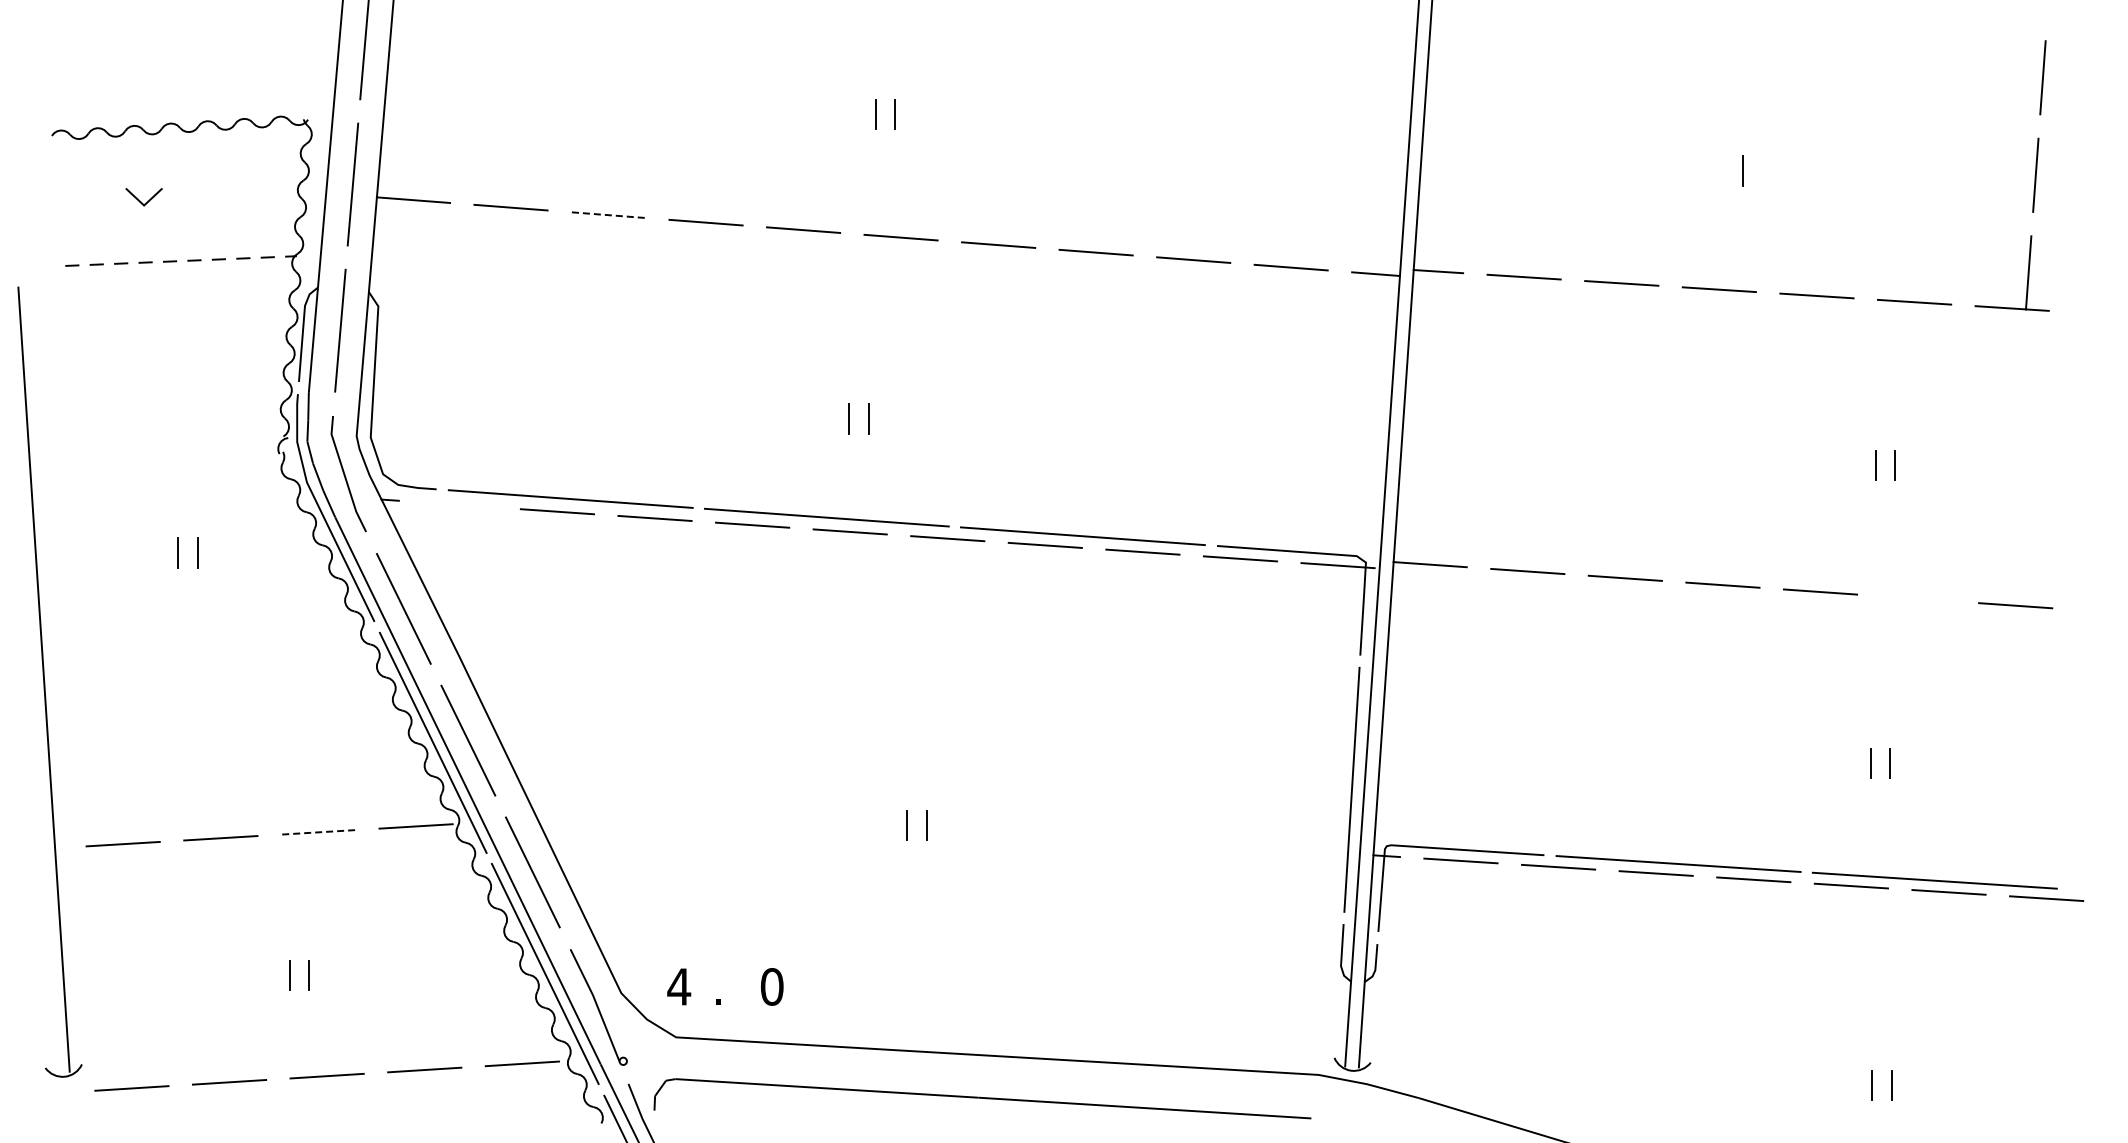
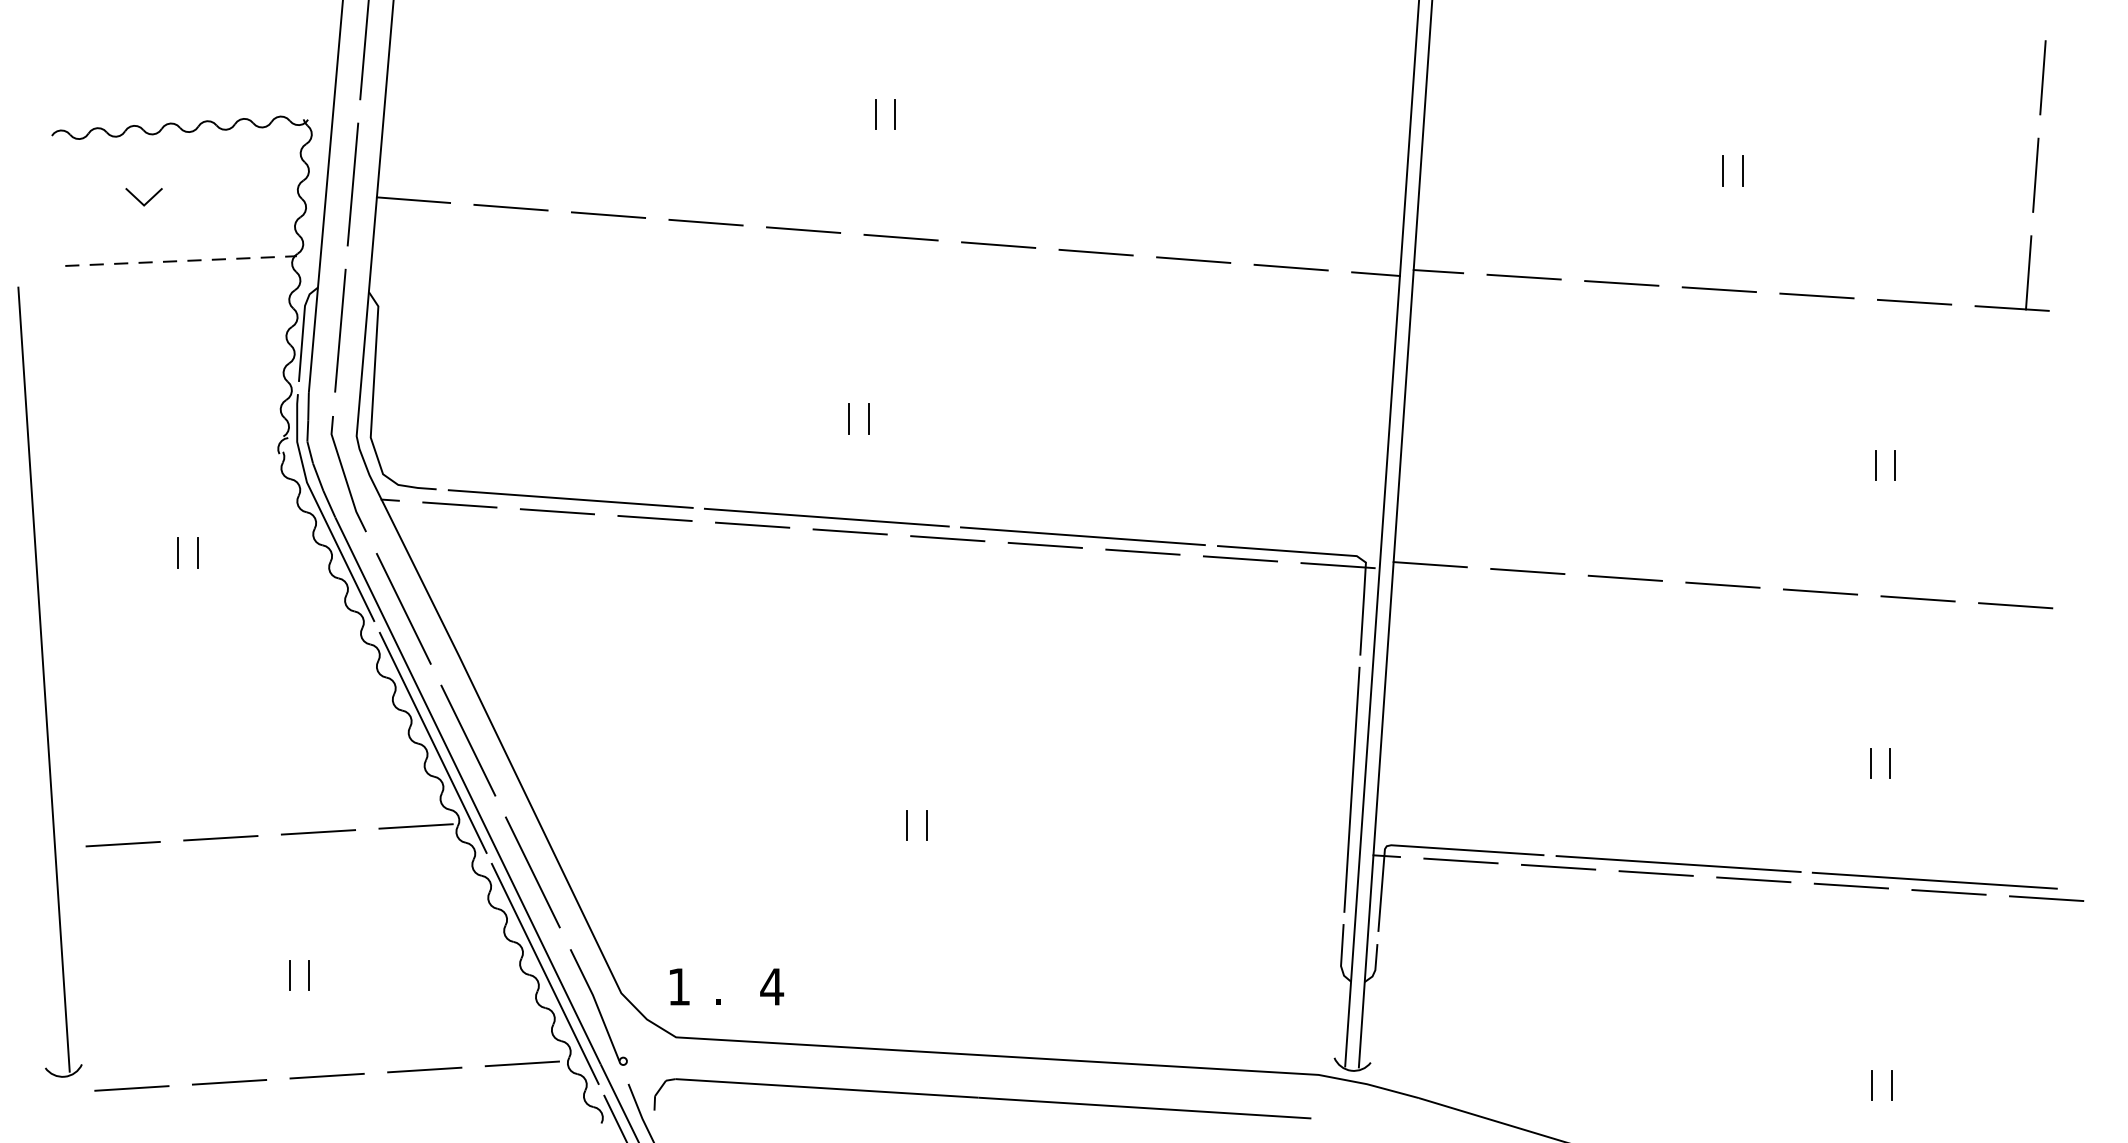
line: none -> present (1723, 170)
line: dashed -> solid (608, 215)
line: none -> present (459, 504)
line: none -> present (1917, 598)
line: dashed -> solid (318, 832)
text: 4 -> 1 (679, 986)
text: 0 -> 4 (772, 986)
